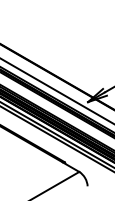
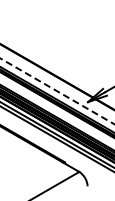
line: solid -> dashed (57, 91)
